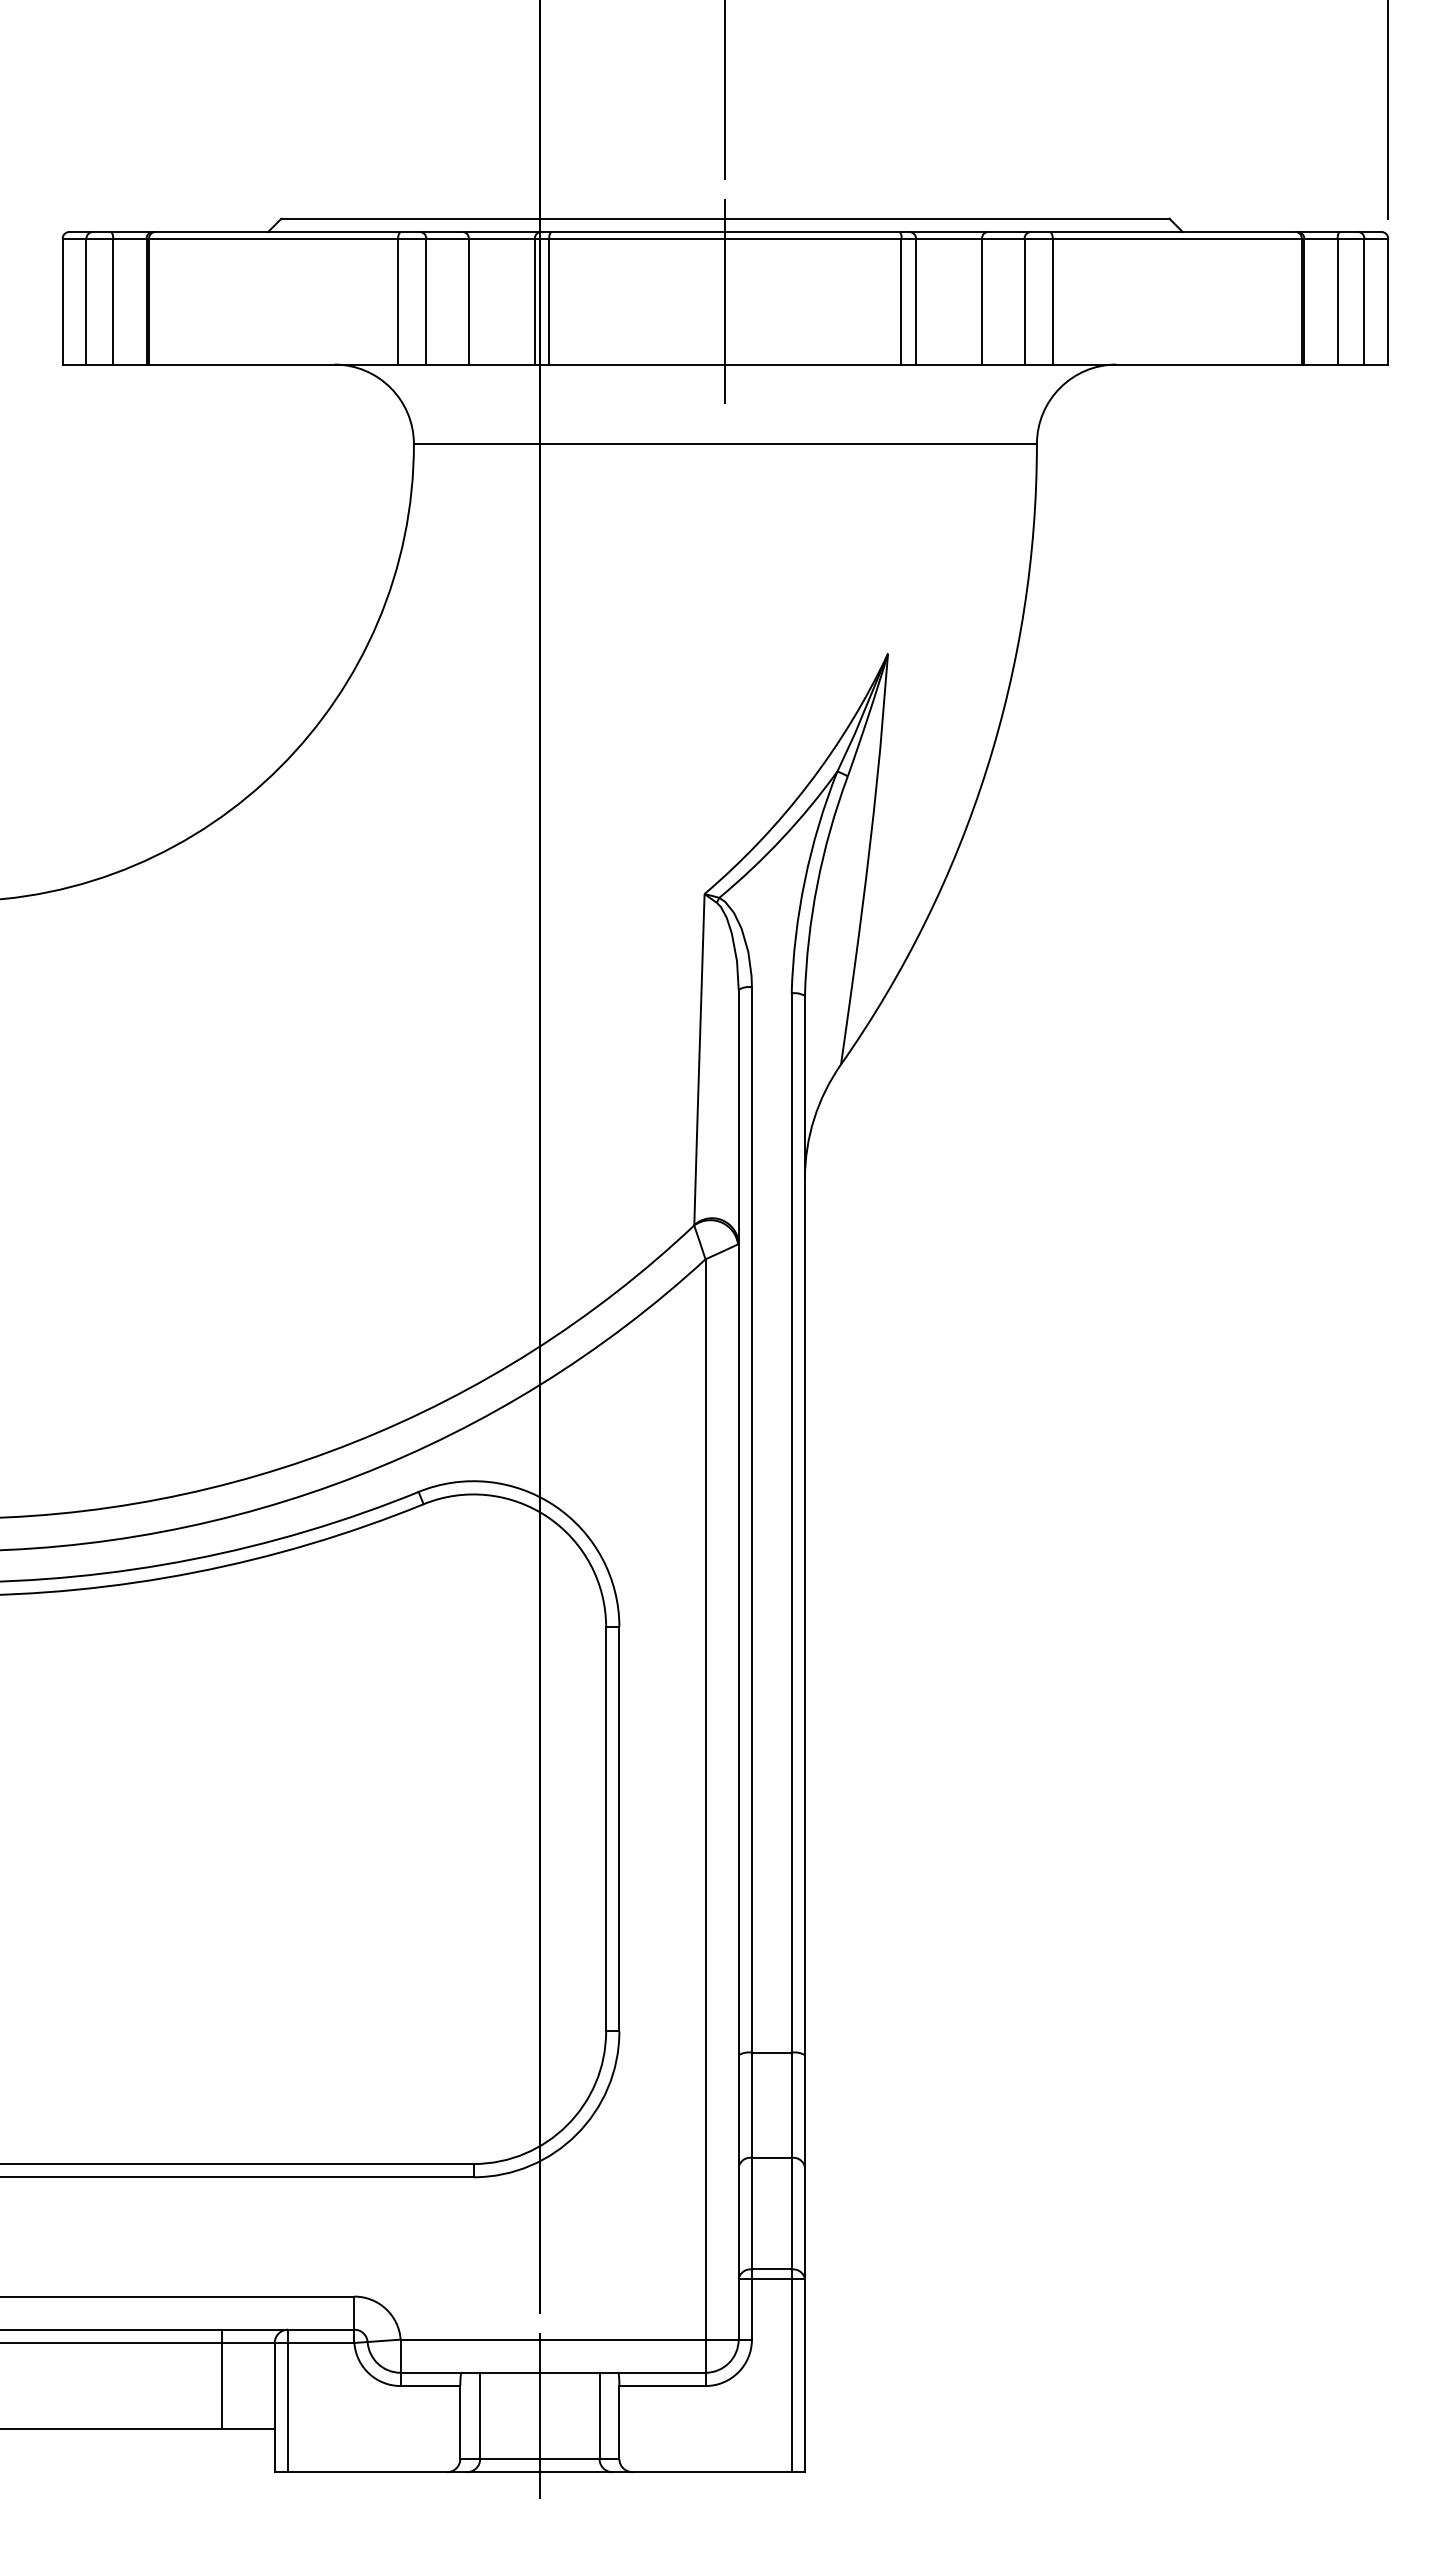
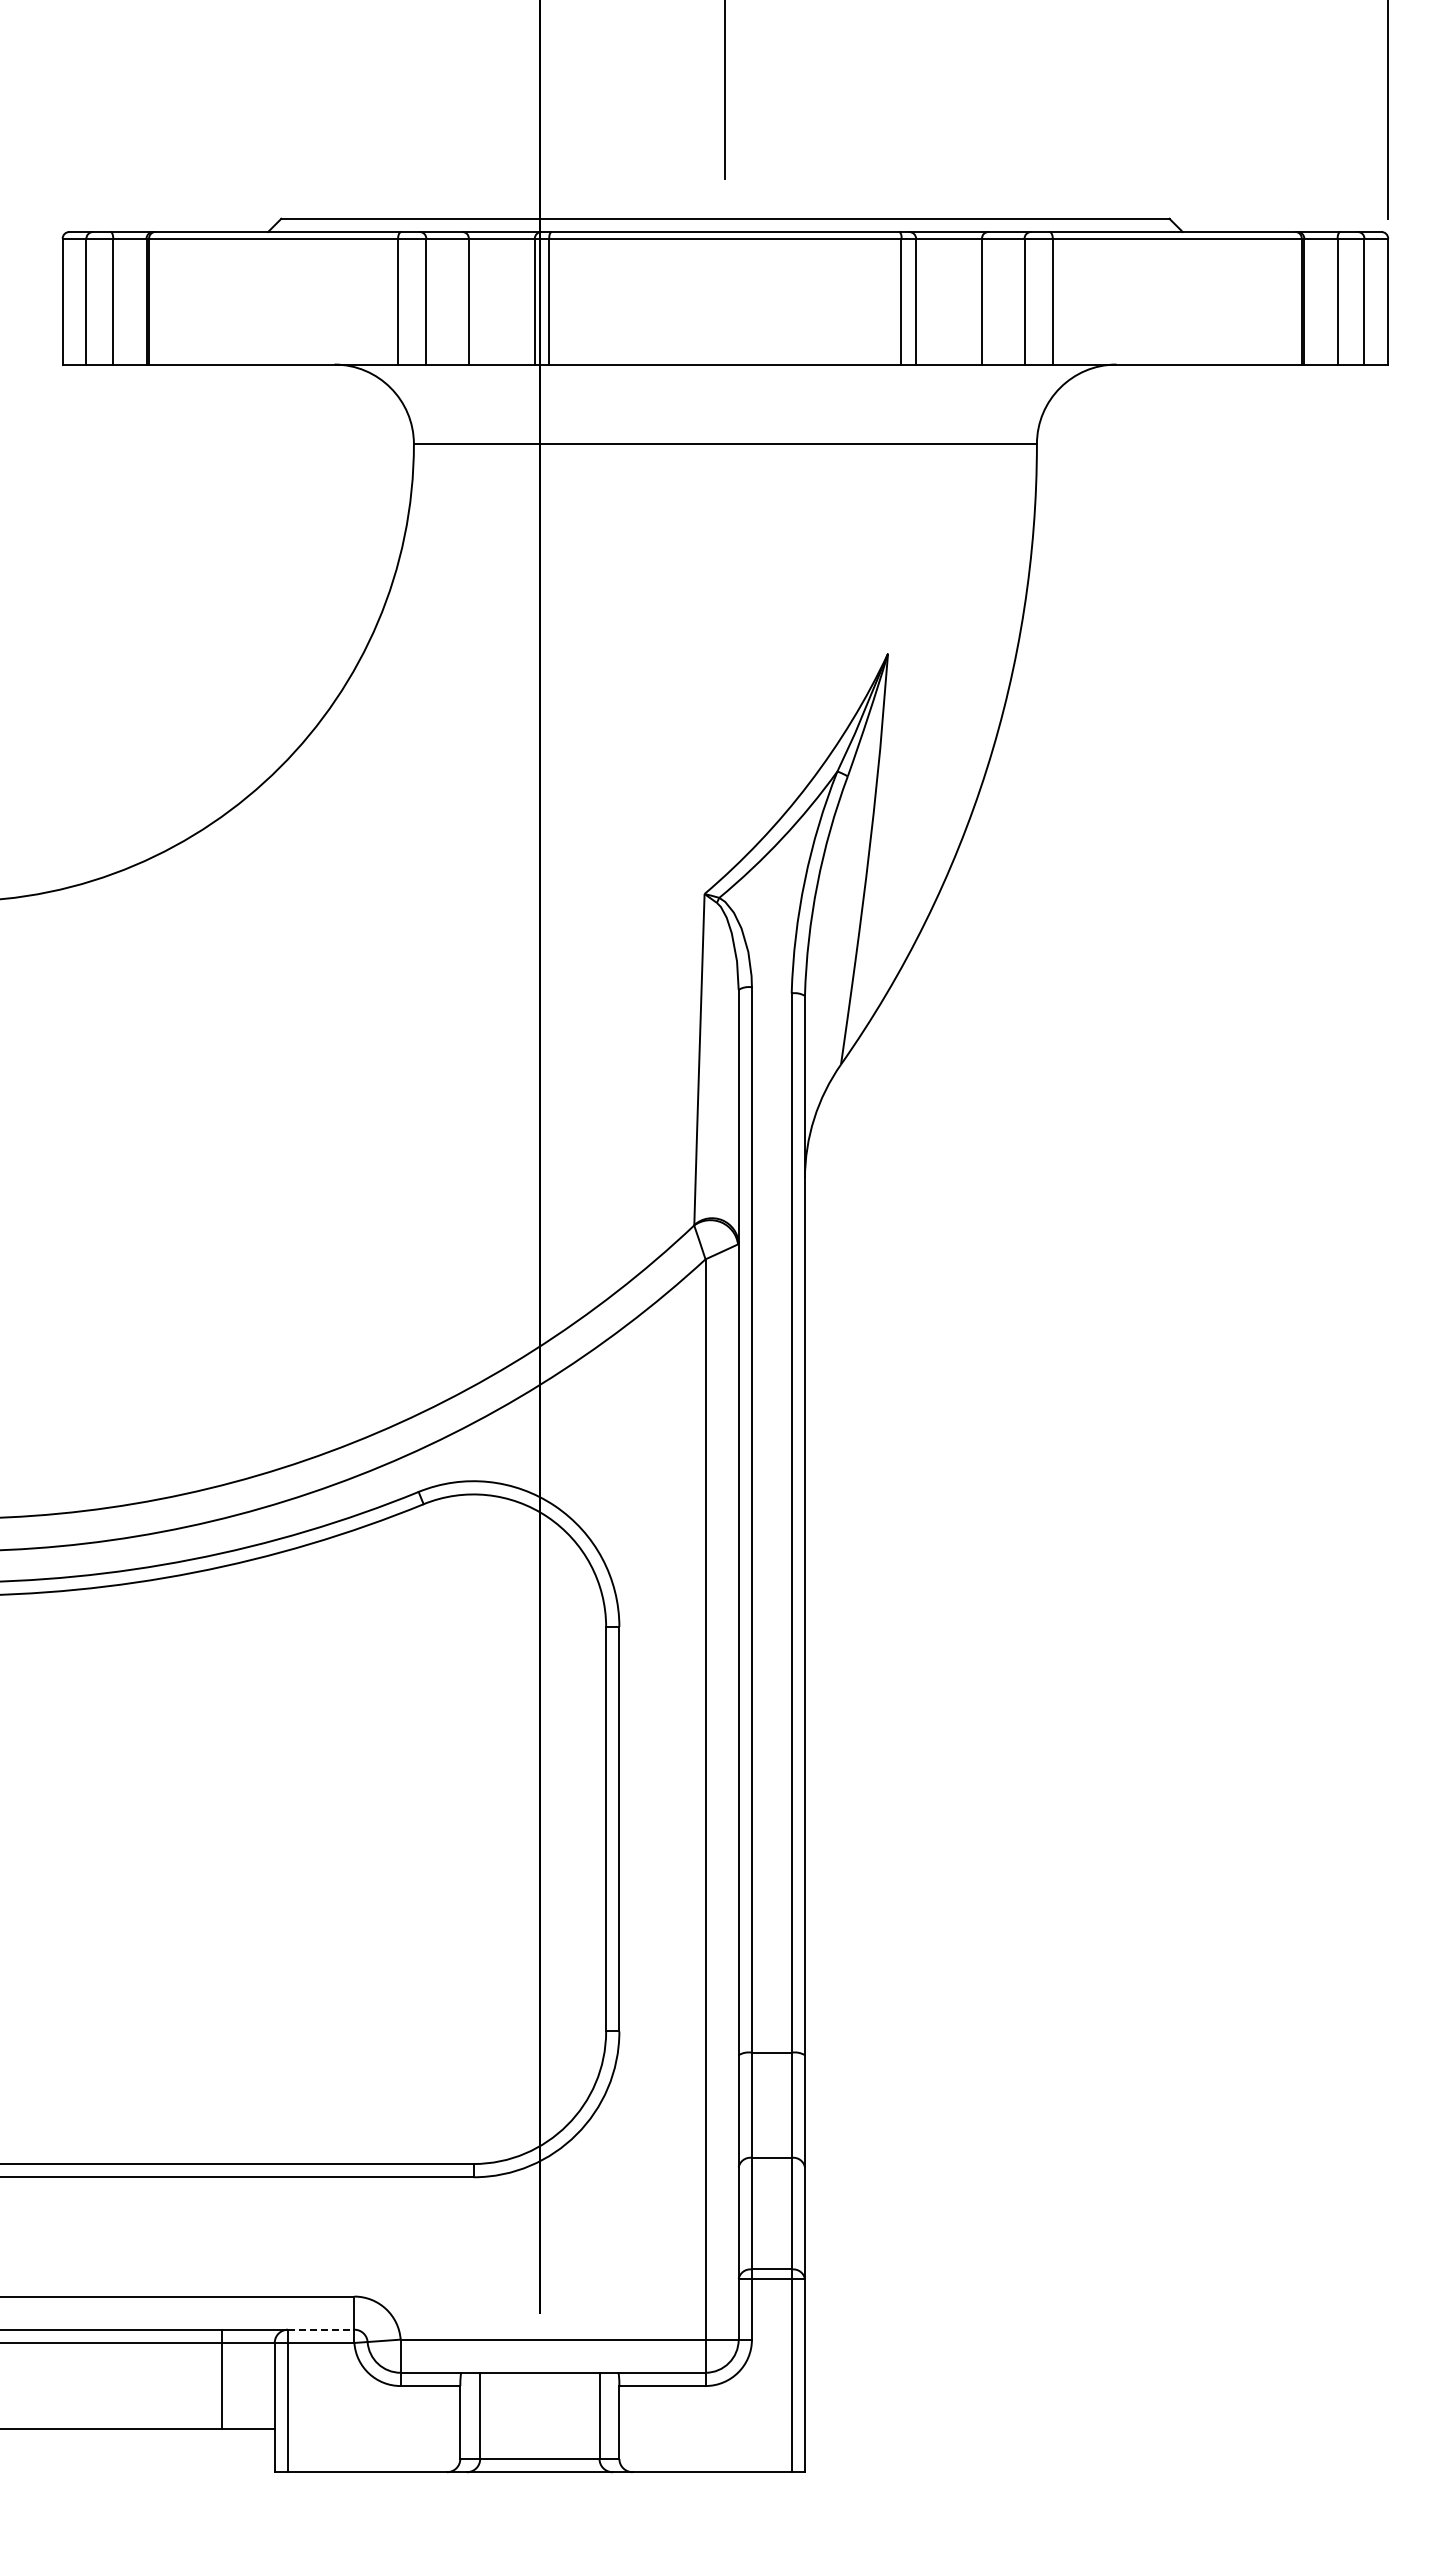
line: present -> none (725, 301)
line: solid -> dashed (321, 2329)
line: present -> none (539, 2415)
